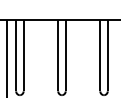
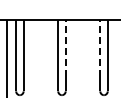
line: solid -> dashed (65, 47)
line: solid -> dashed (100, 47)
